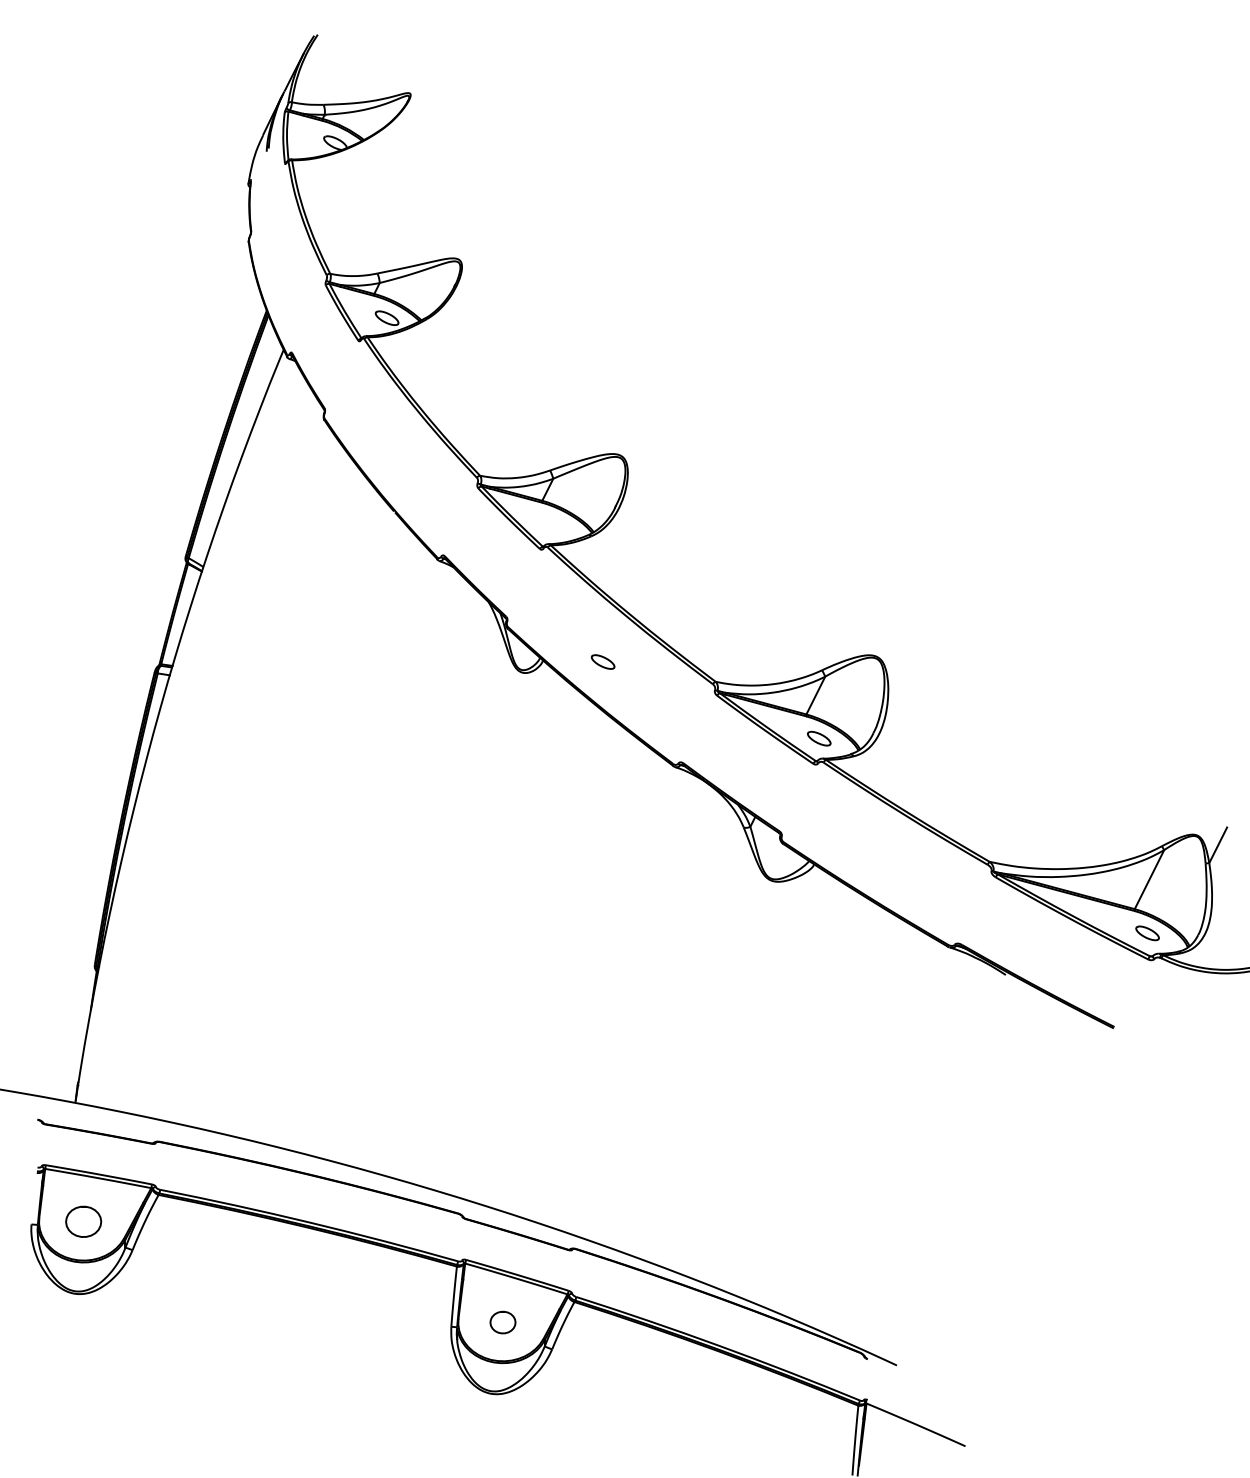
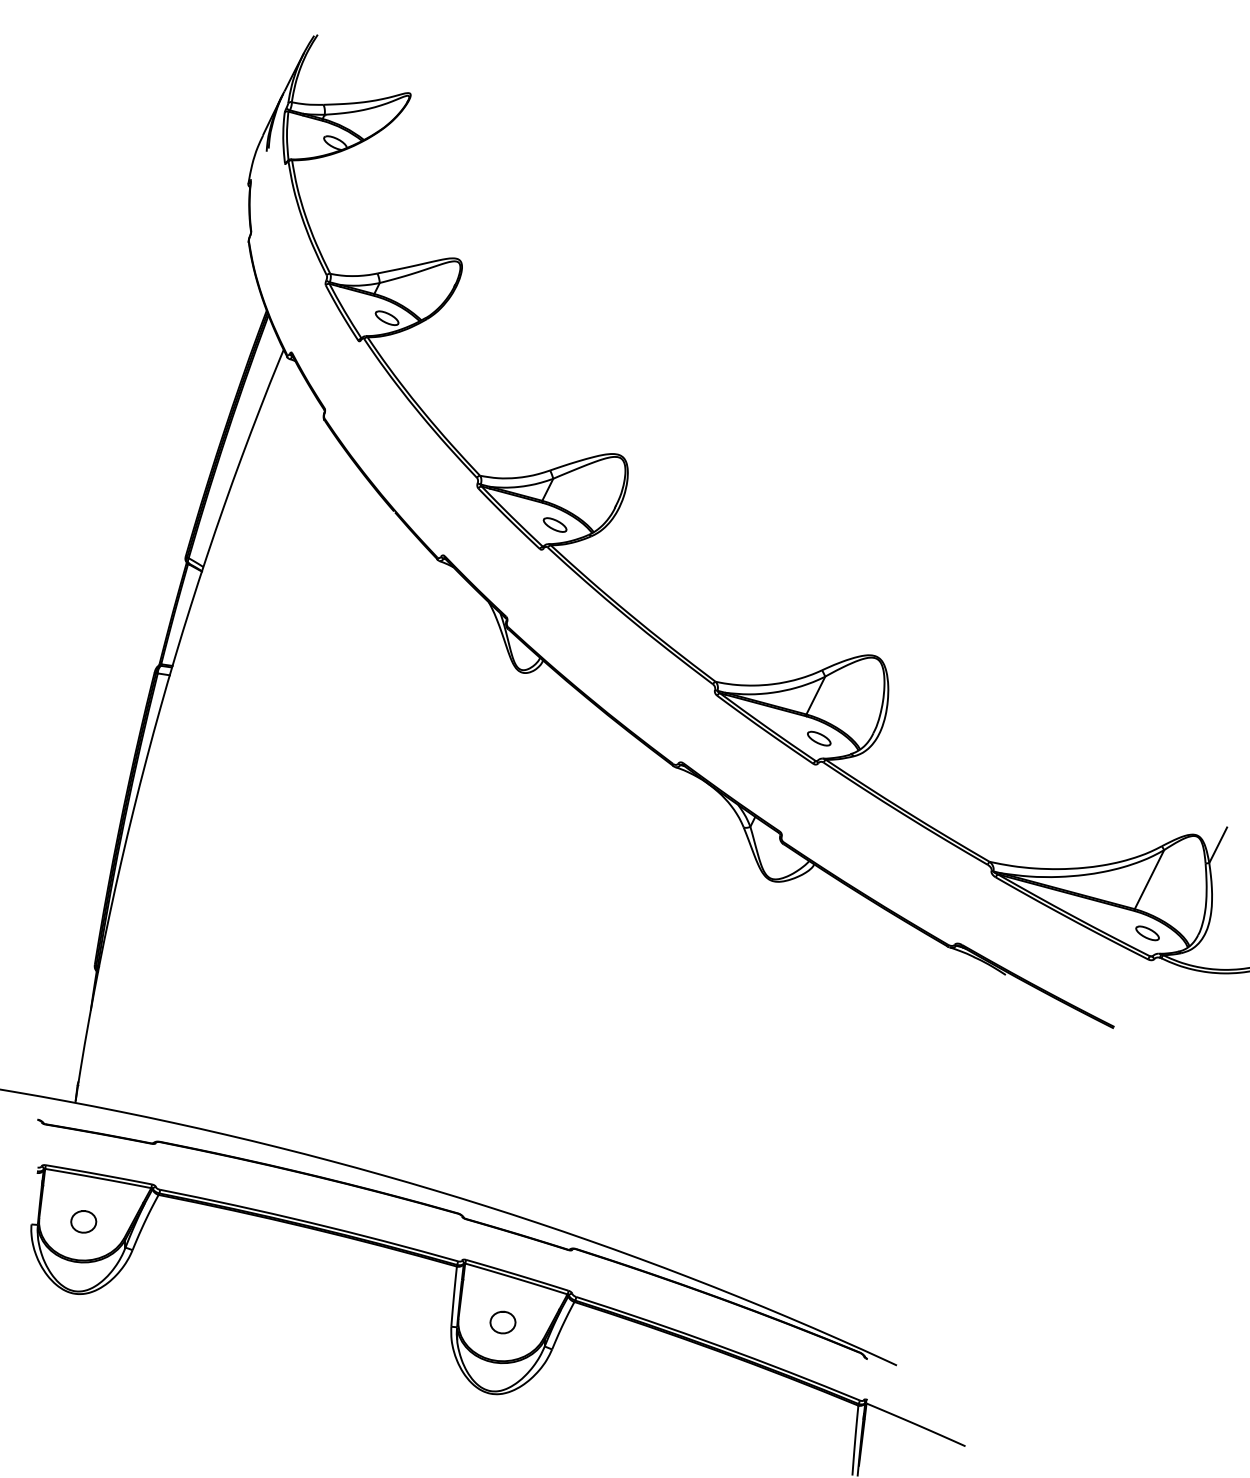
part position: (602, 661) -> (554, 524) (554, 524)
part size: 38x33 px -> 28x24 px (83, 1221)
